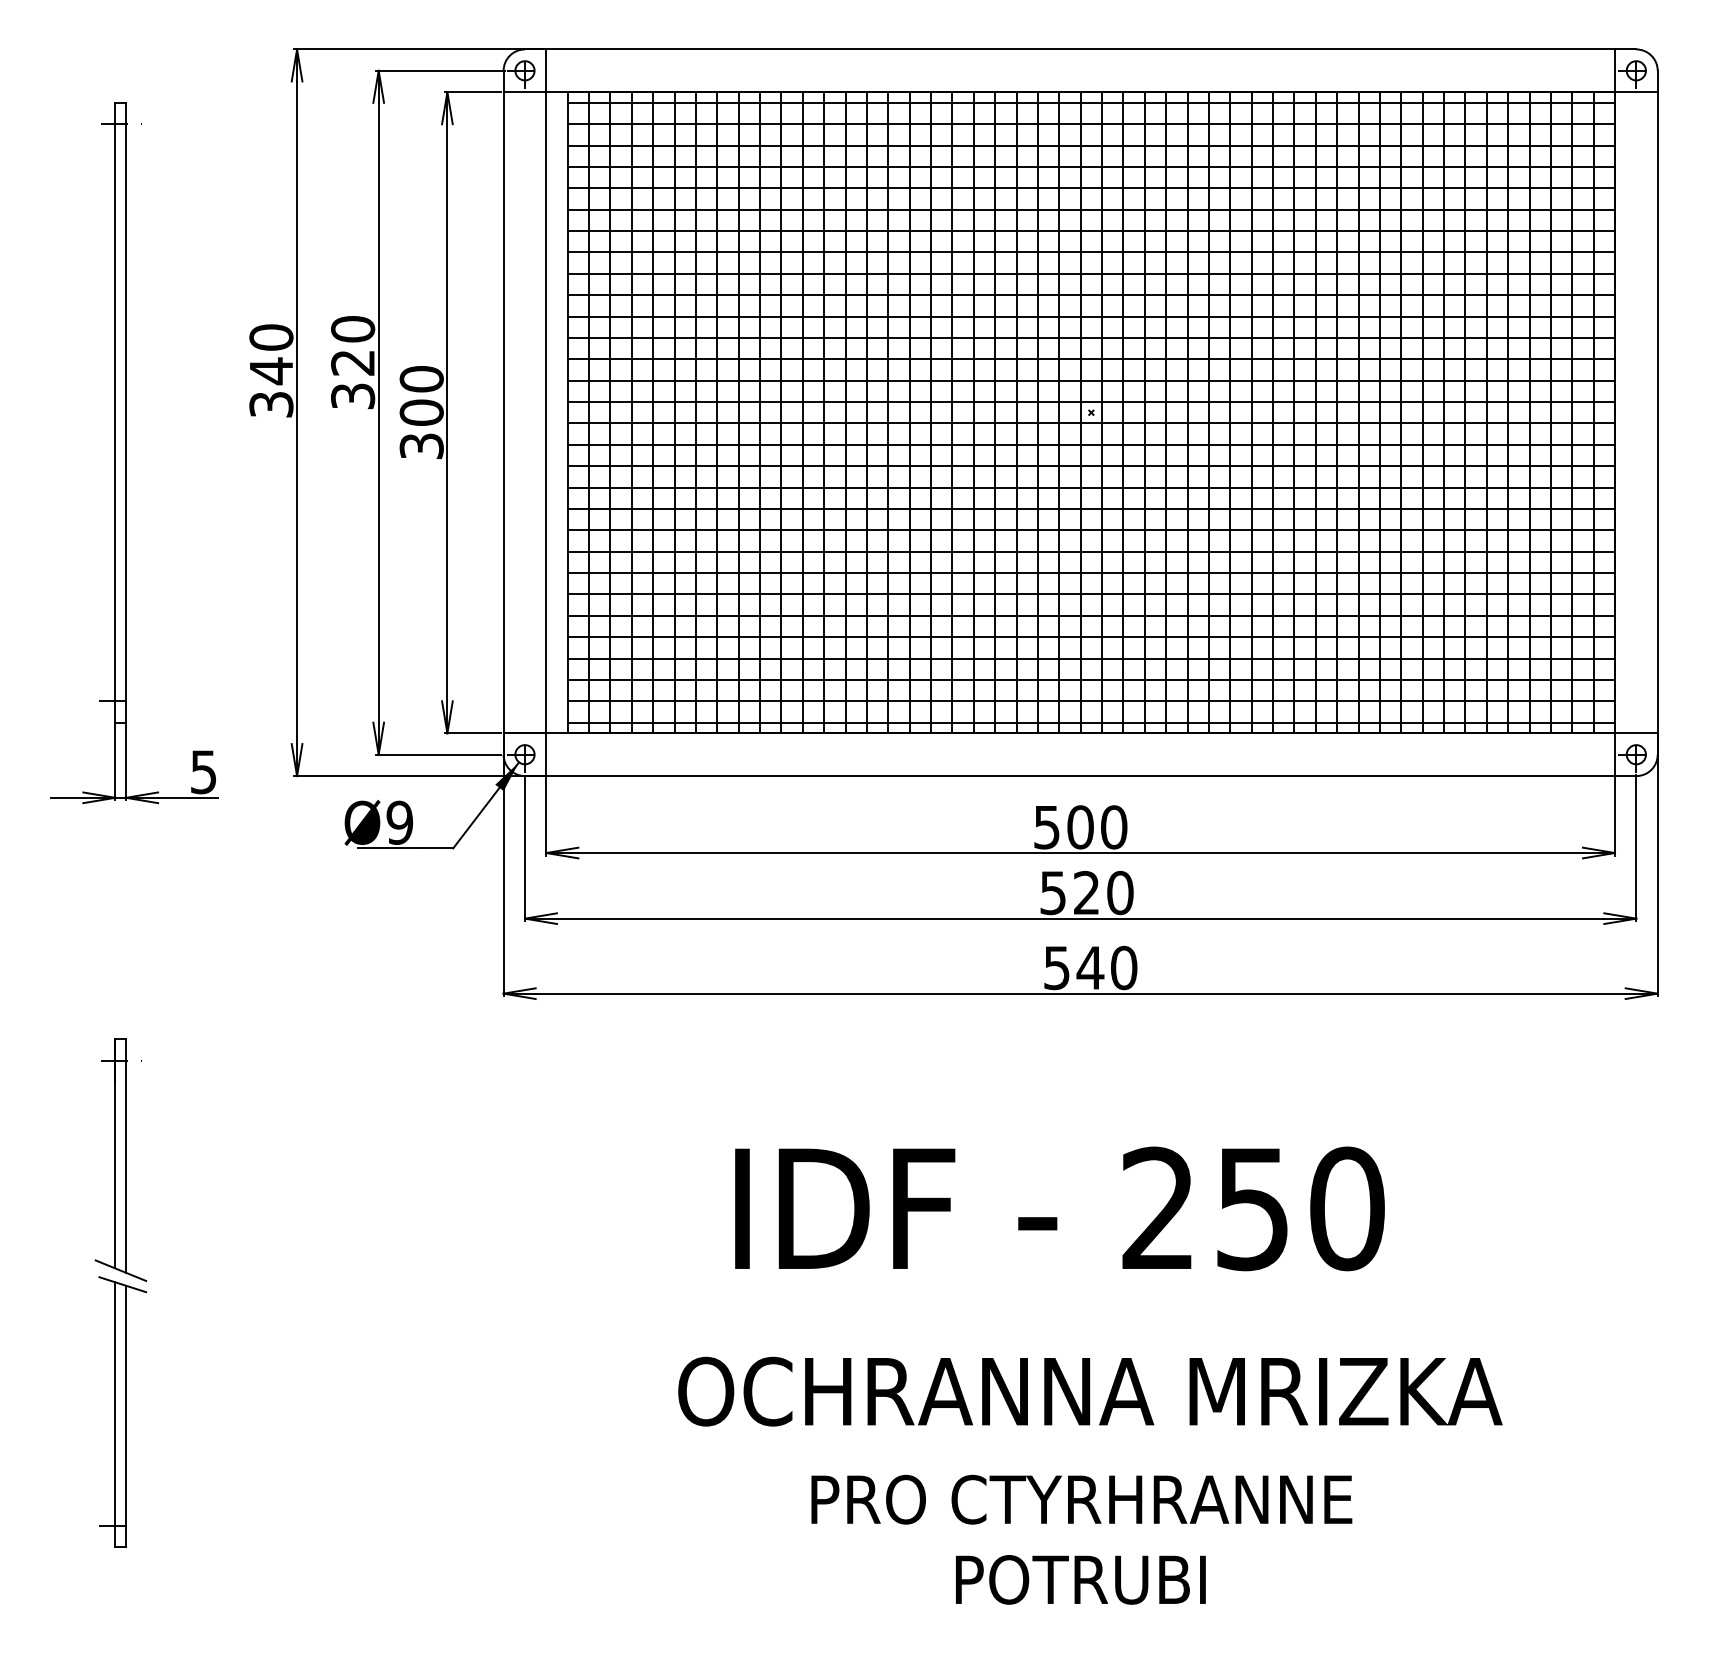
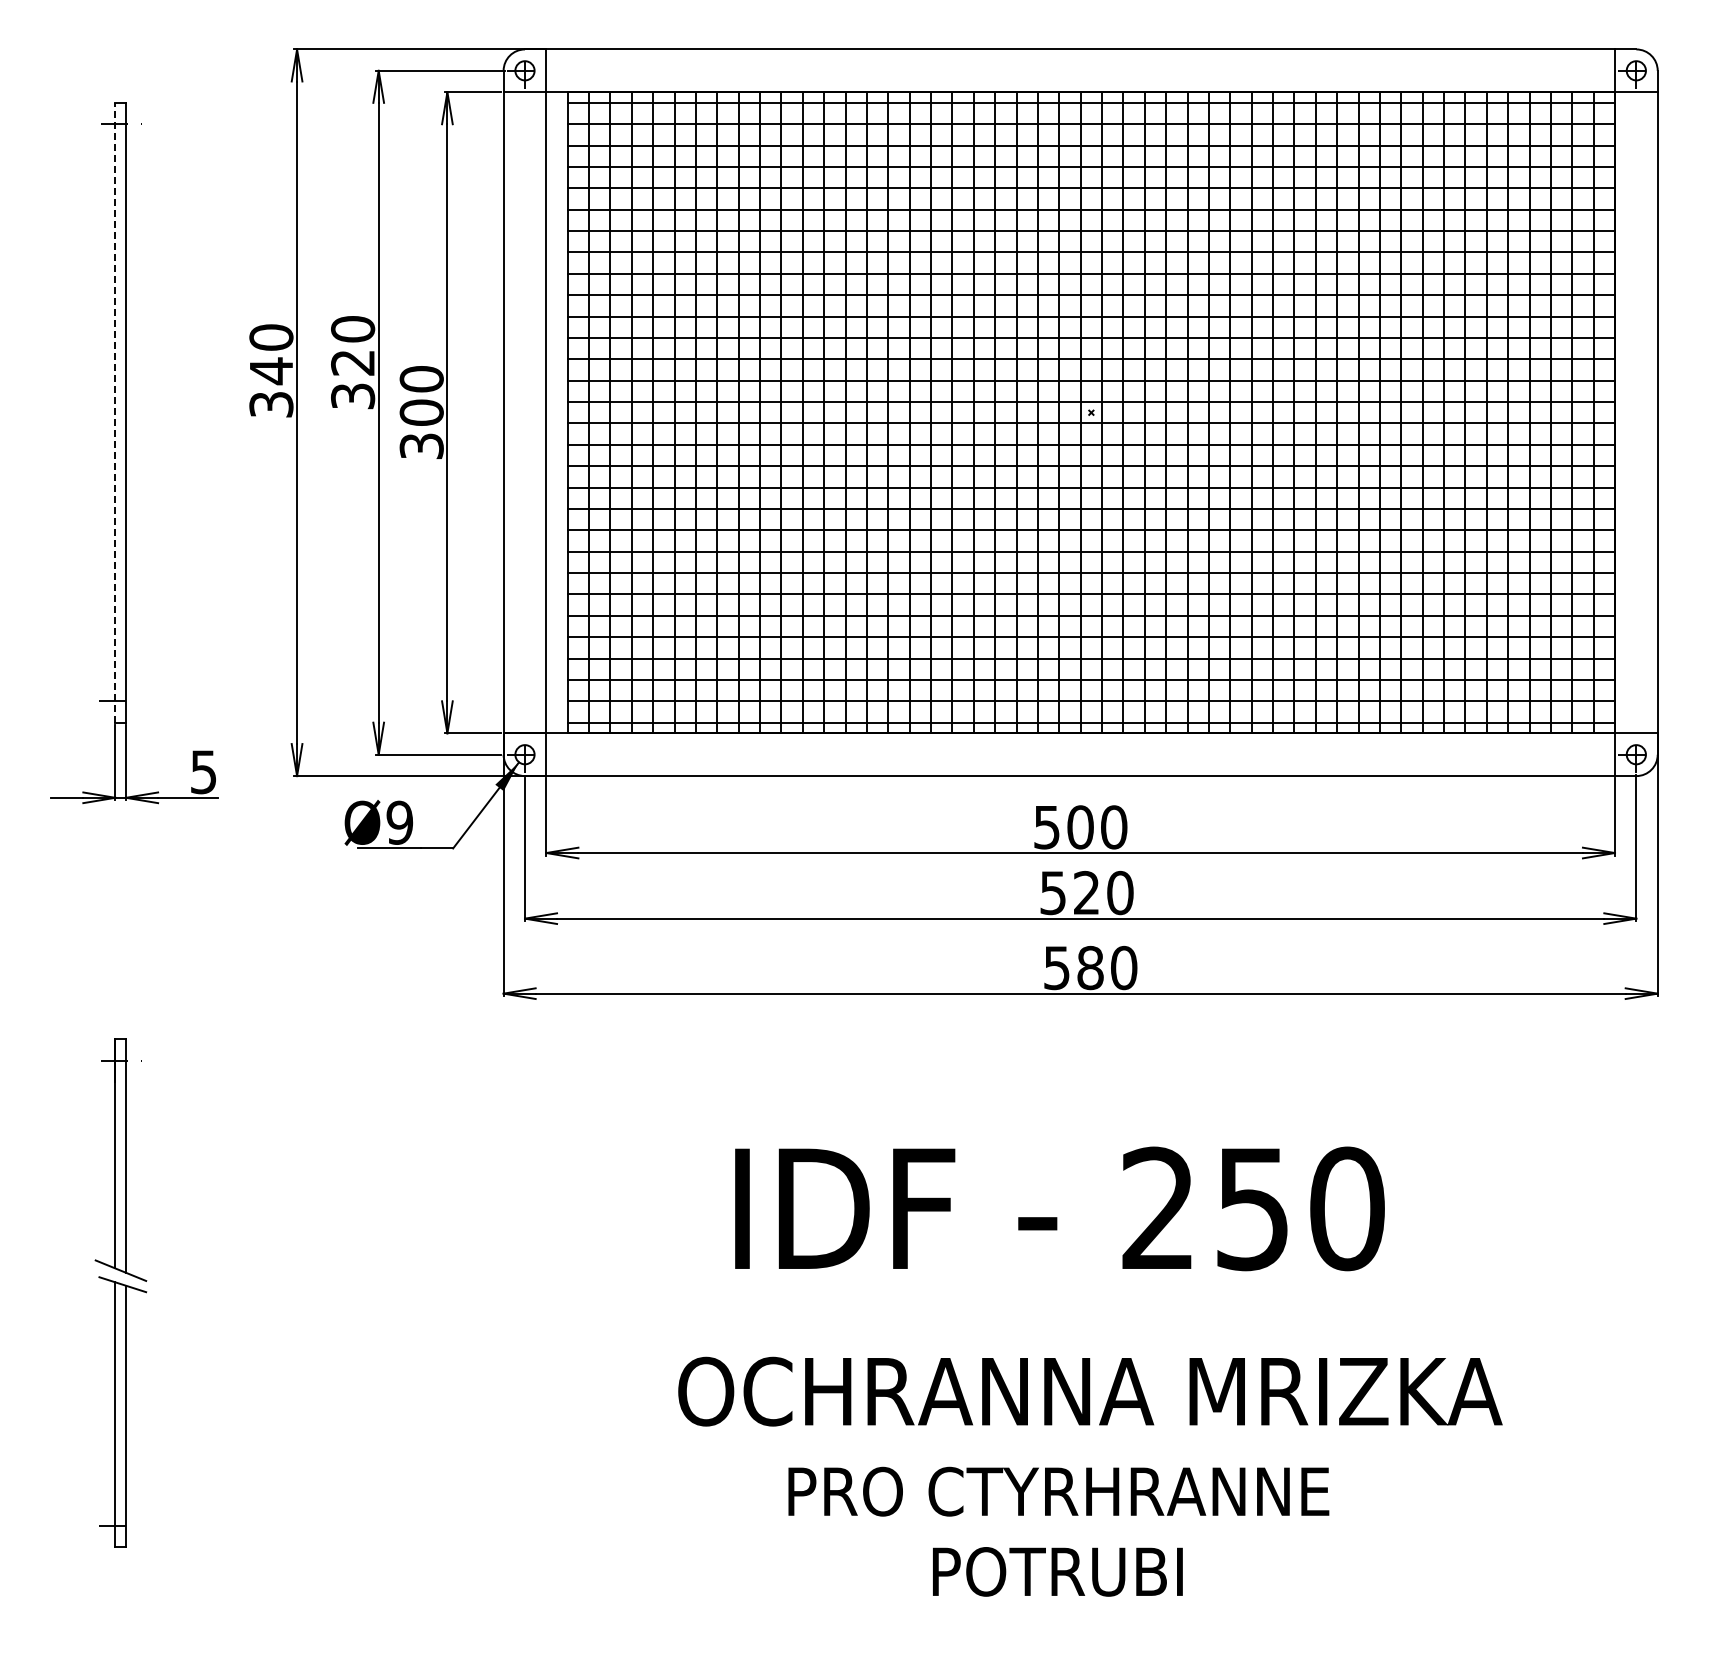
line: solid -> dashed (115, 412)
text: 540 -> 580 (1090, 967)
text position: (1081, 1539) -> (1058, 1531) (1058, 1531)
